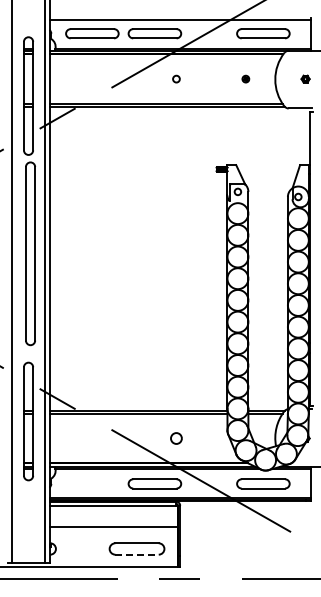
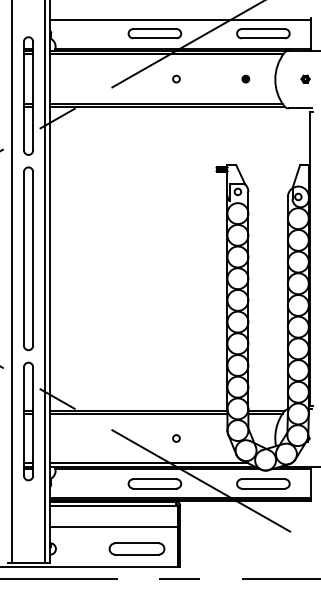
part: present -> none (92, 33)
part position: (30, 253) -> (28, 258) (28, 258)
circle size: 13x13 px -> 9x9 px (176, 438)
line: dashed -> solid (137, 554)
